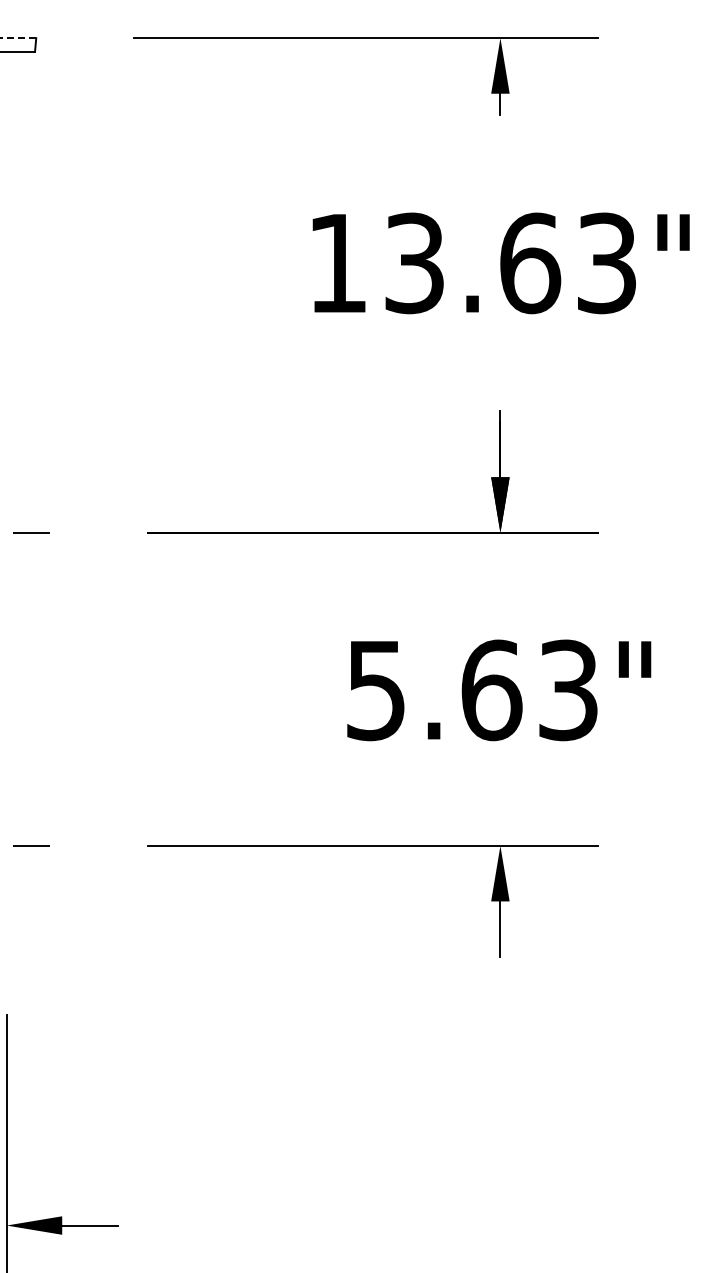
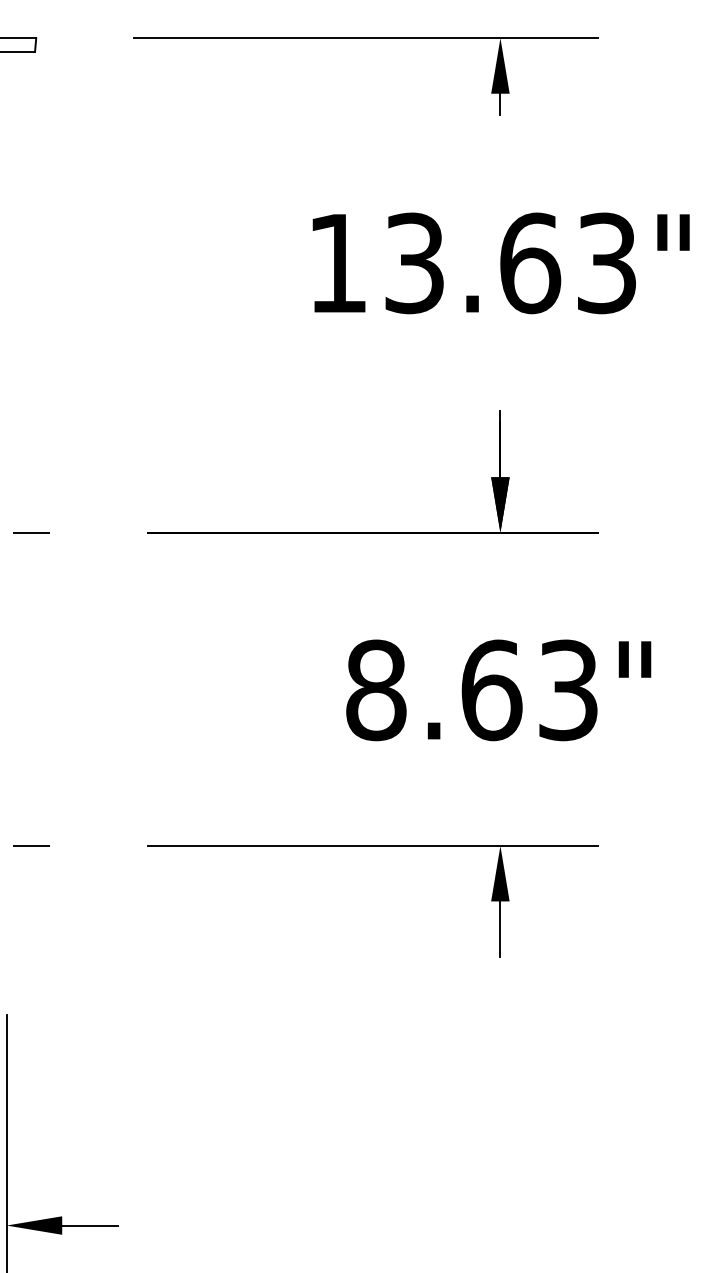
line: dashed -> solid (18, 38)
text: 5.63" -> 8.63" (376, 690)
